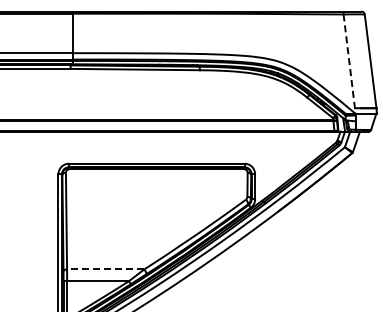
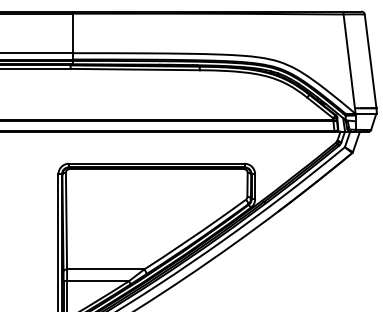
line: dashed -> solid (349, 64)
line: dashed -> solid (105, 269)
